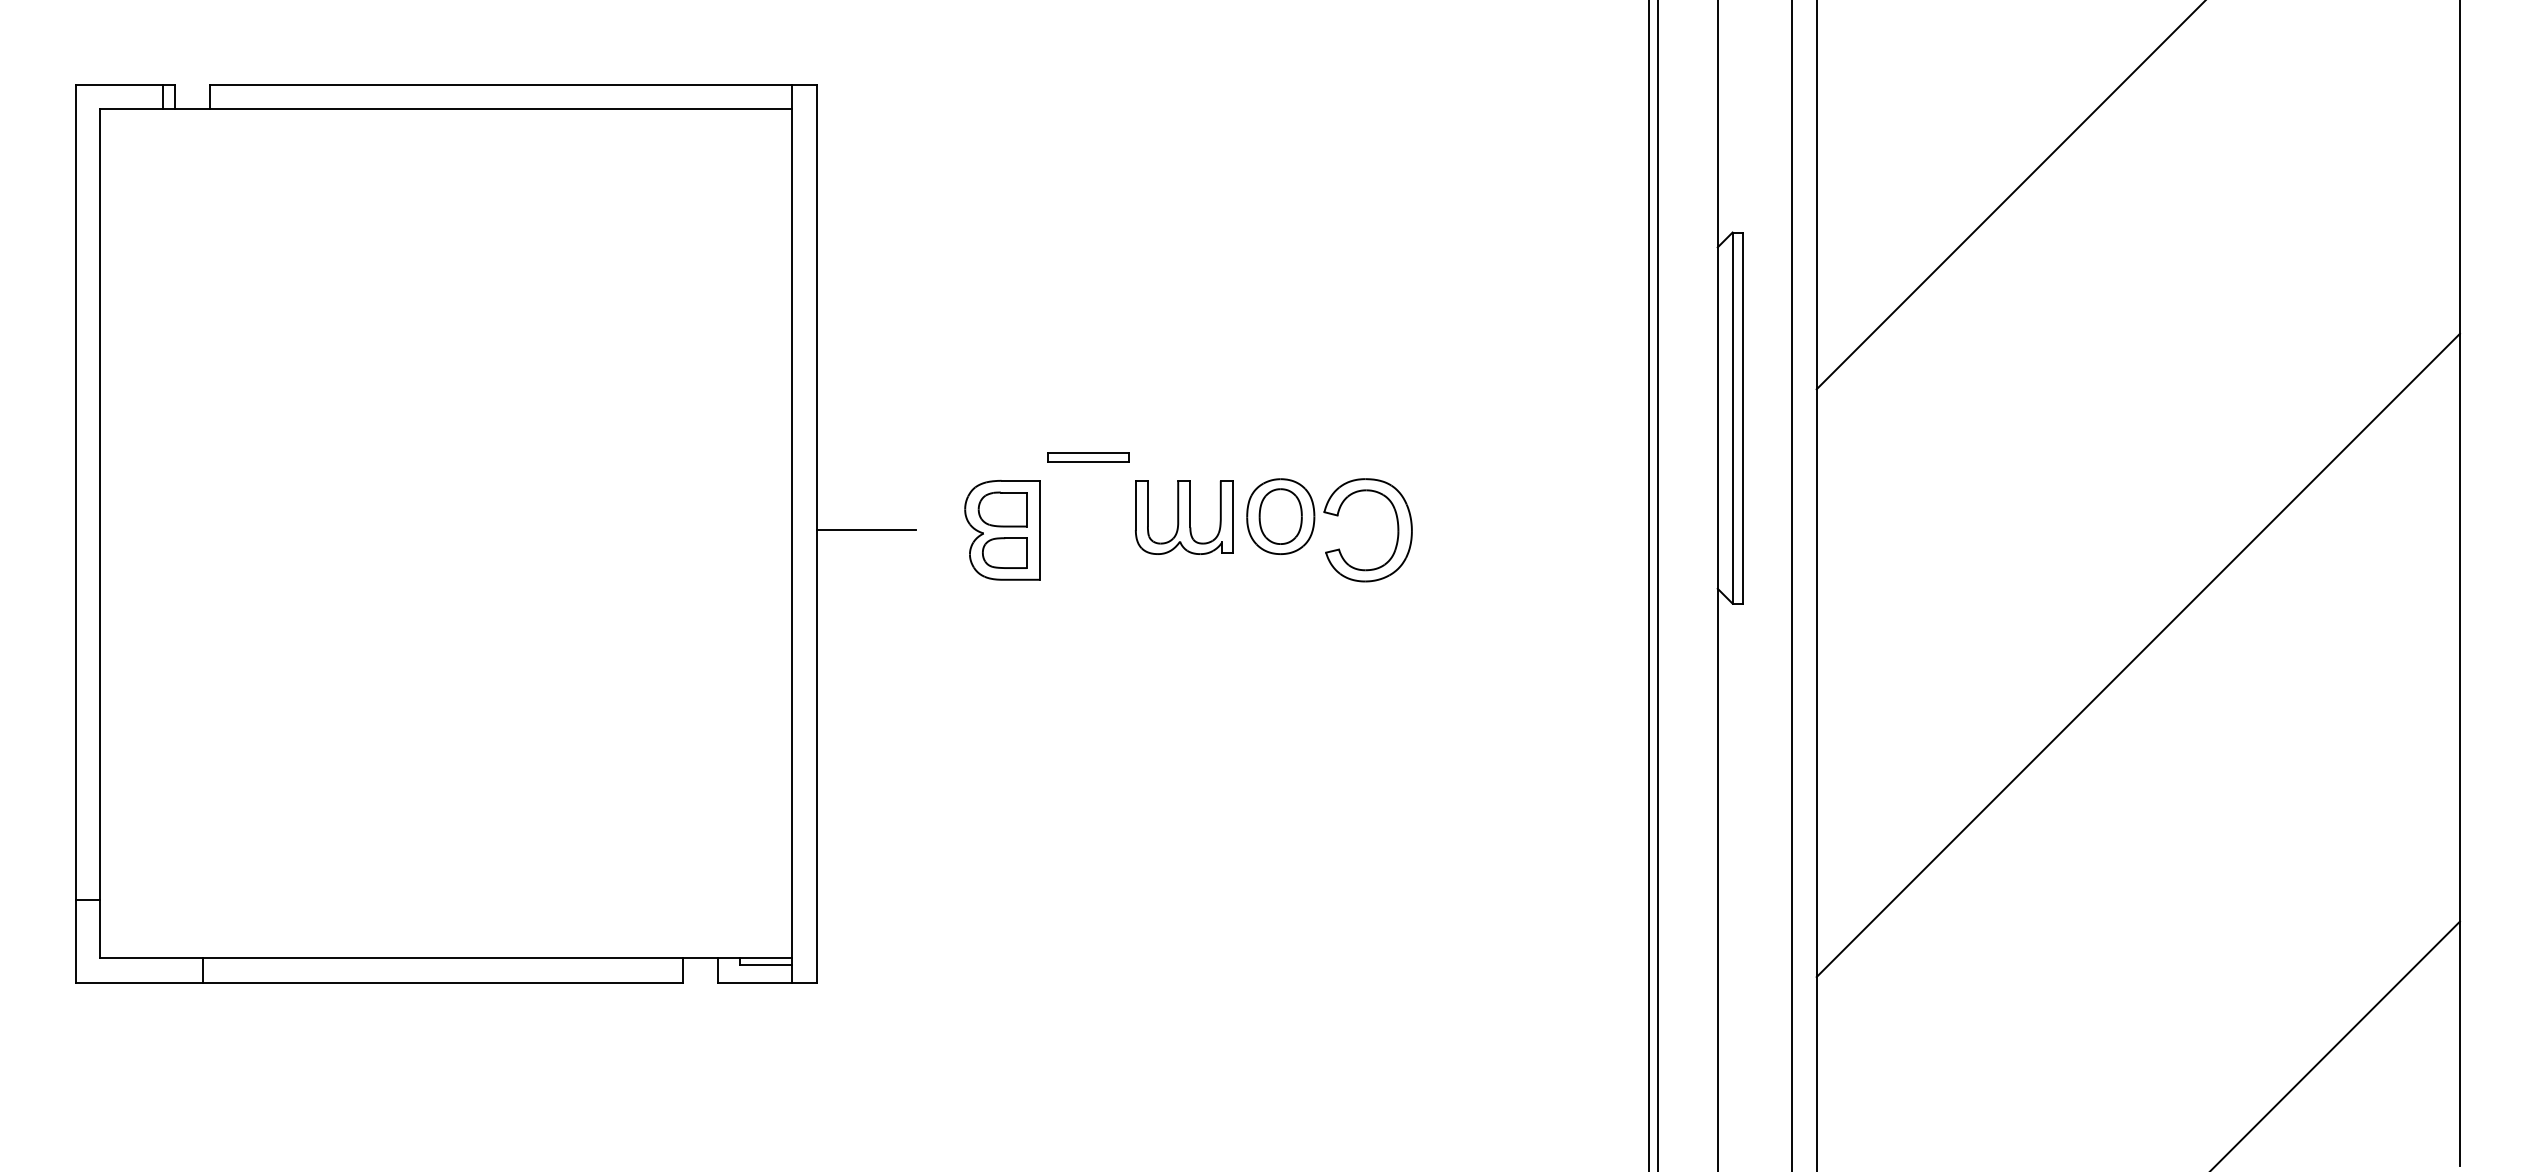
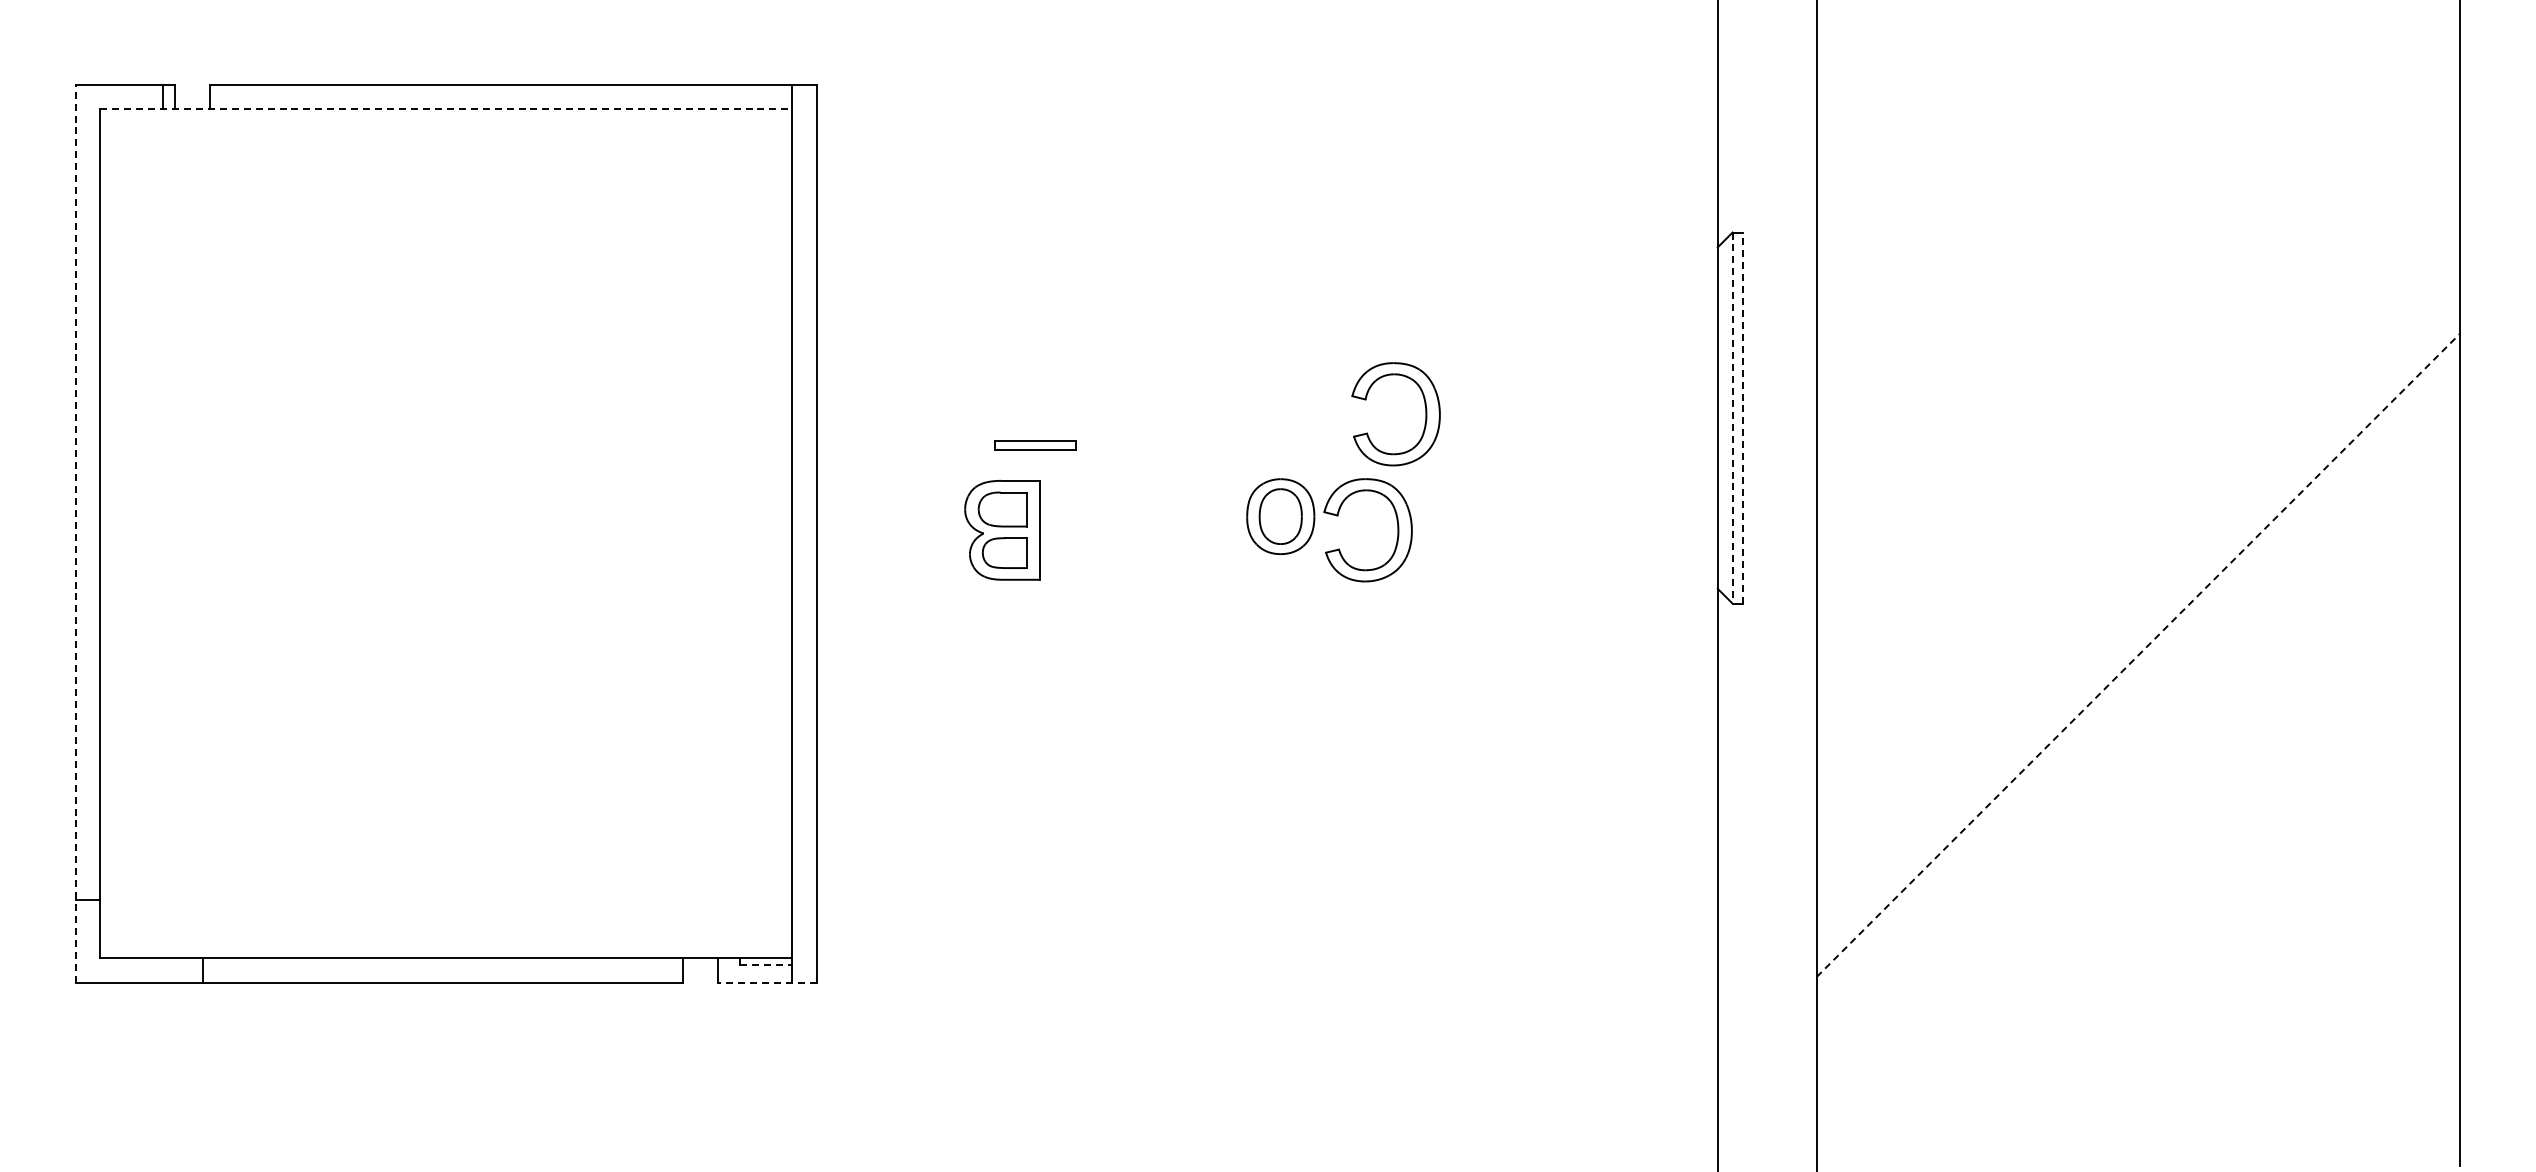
line: solid -> dashed (445, 109)
line: present -> none (2009, 195)
part: none -> present (1425, 414)
line: solid -> dashed (1732, 418)
line: solid -> dashed (1742, 418)
part position: (1088, 457) -> (1035, 445) (1035, 445)
part: present -> none (1184, 517)
line: present -> none (865, 530)
line: solid -> dashed (76, 533)
line: present -> none (1648, 585)
line: present -> none (1658, 585)
line: present -> none (1791, 585)
line: solid -> dashed (2138, 655)
line: solid -> dashed (765, 964)
line: solid -> dashed (766, 982)
line: present -> none (2335, 1044)
